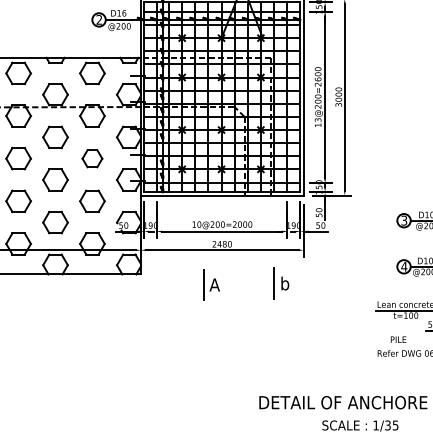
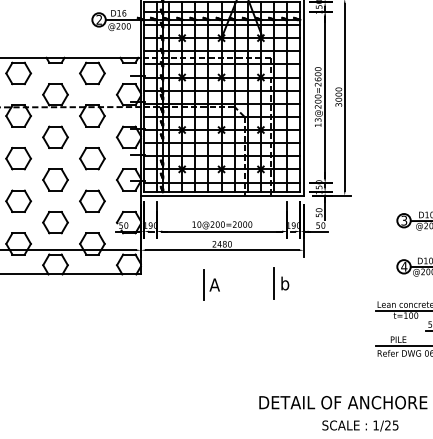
part size: 23x20 px -> 27x24 px (92, 158)
line: none -> present (402, 346)
text: 1/35 -> 1/25 (387, 425)
